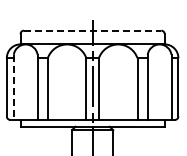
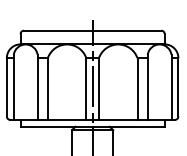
line: dashed -> solid (92, 30)
line: dashed -> solid (13, 87)
